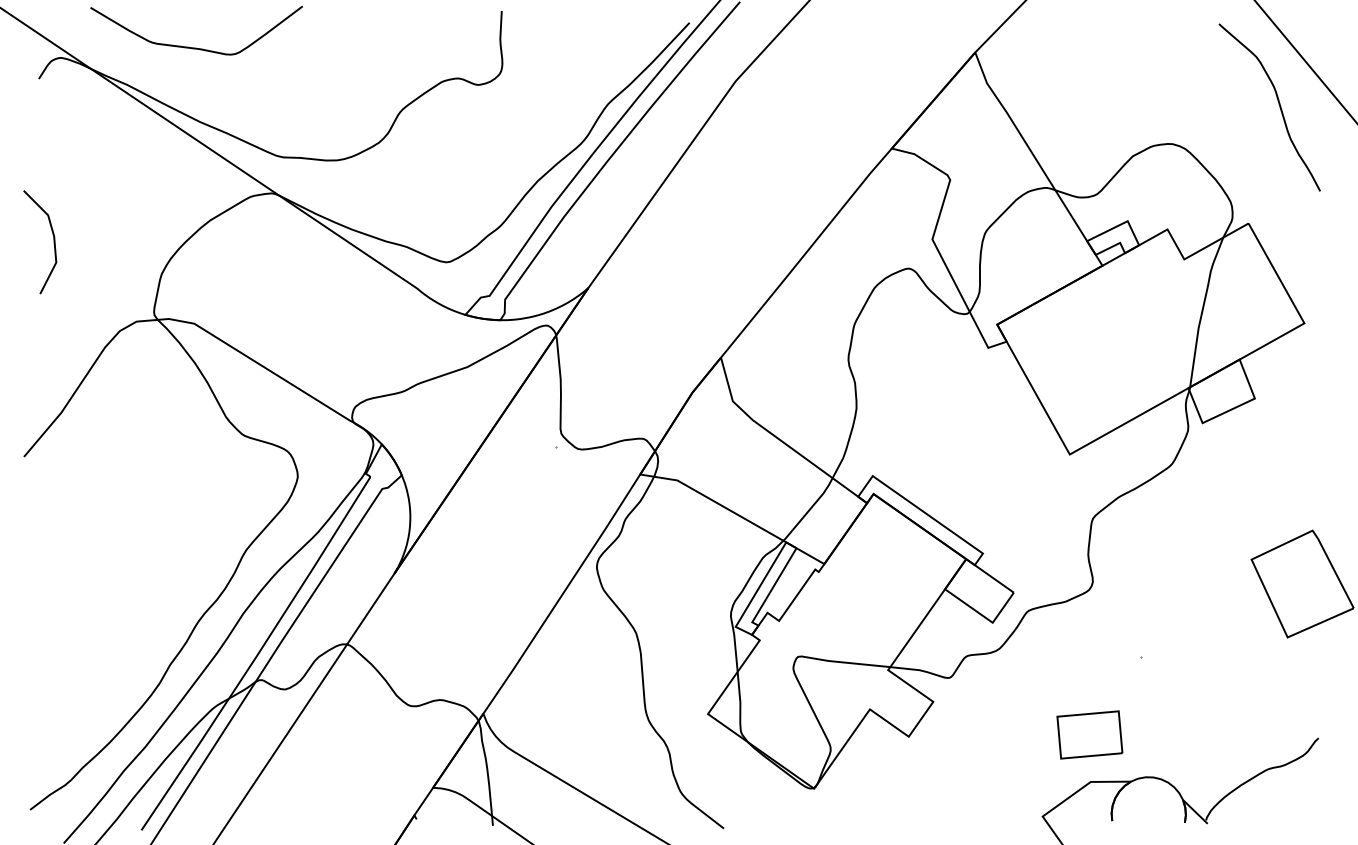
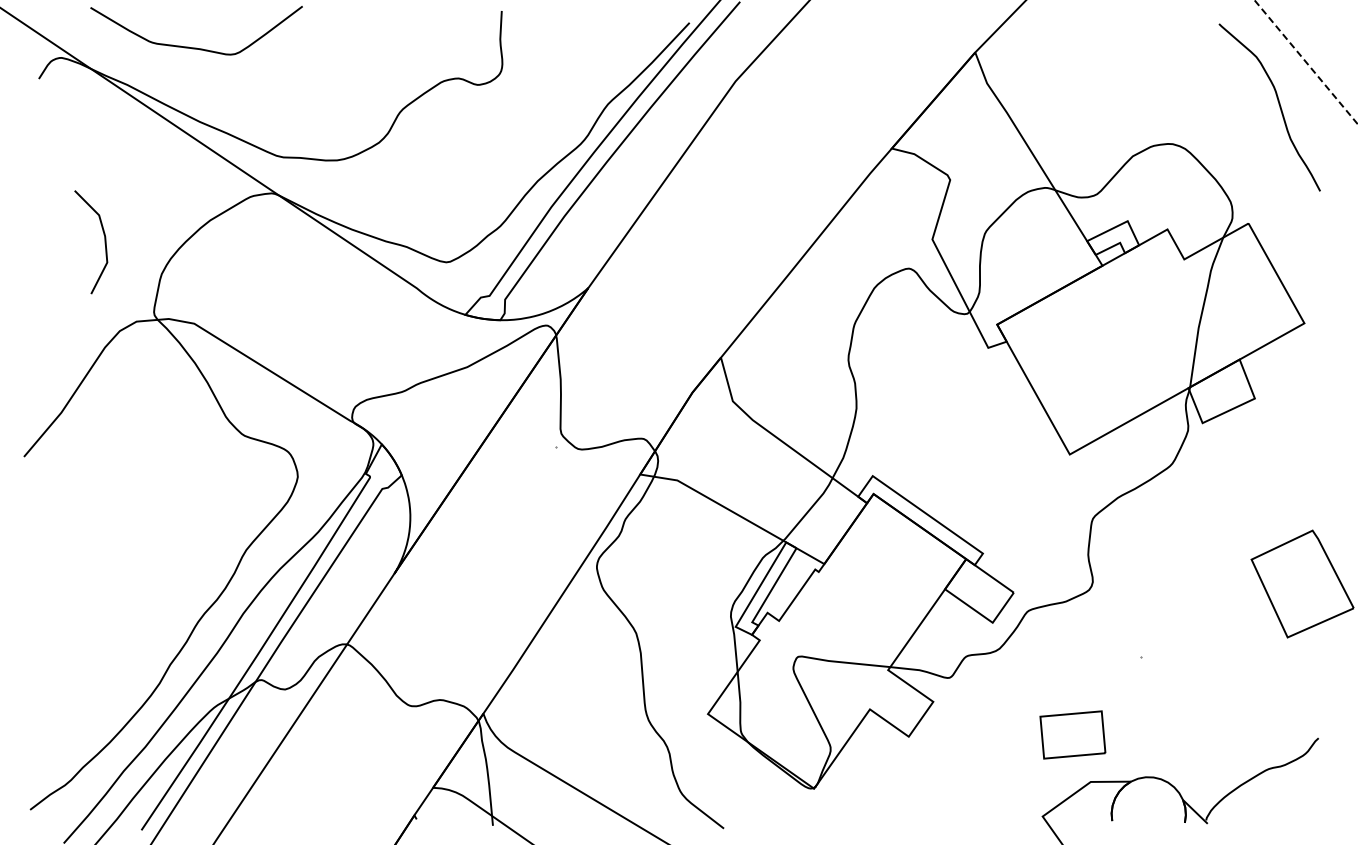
line: solid -> dashed (1306, 62)
line position: (53, 242) -> (104, 242) (104, 242)
part position: (1089, 734) -> (1072, 734) (1072, 734)
